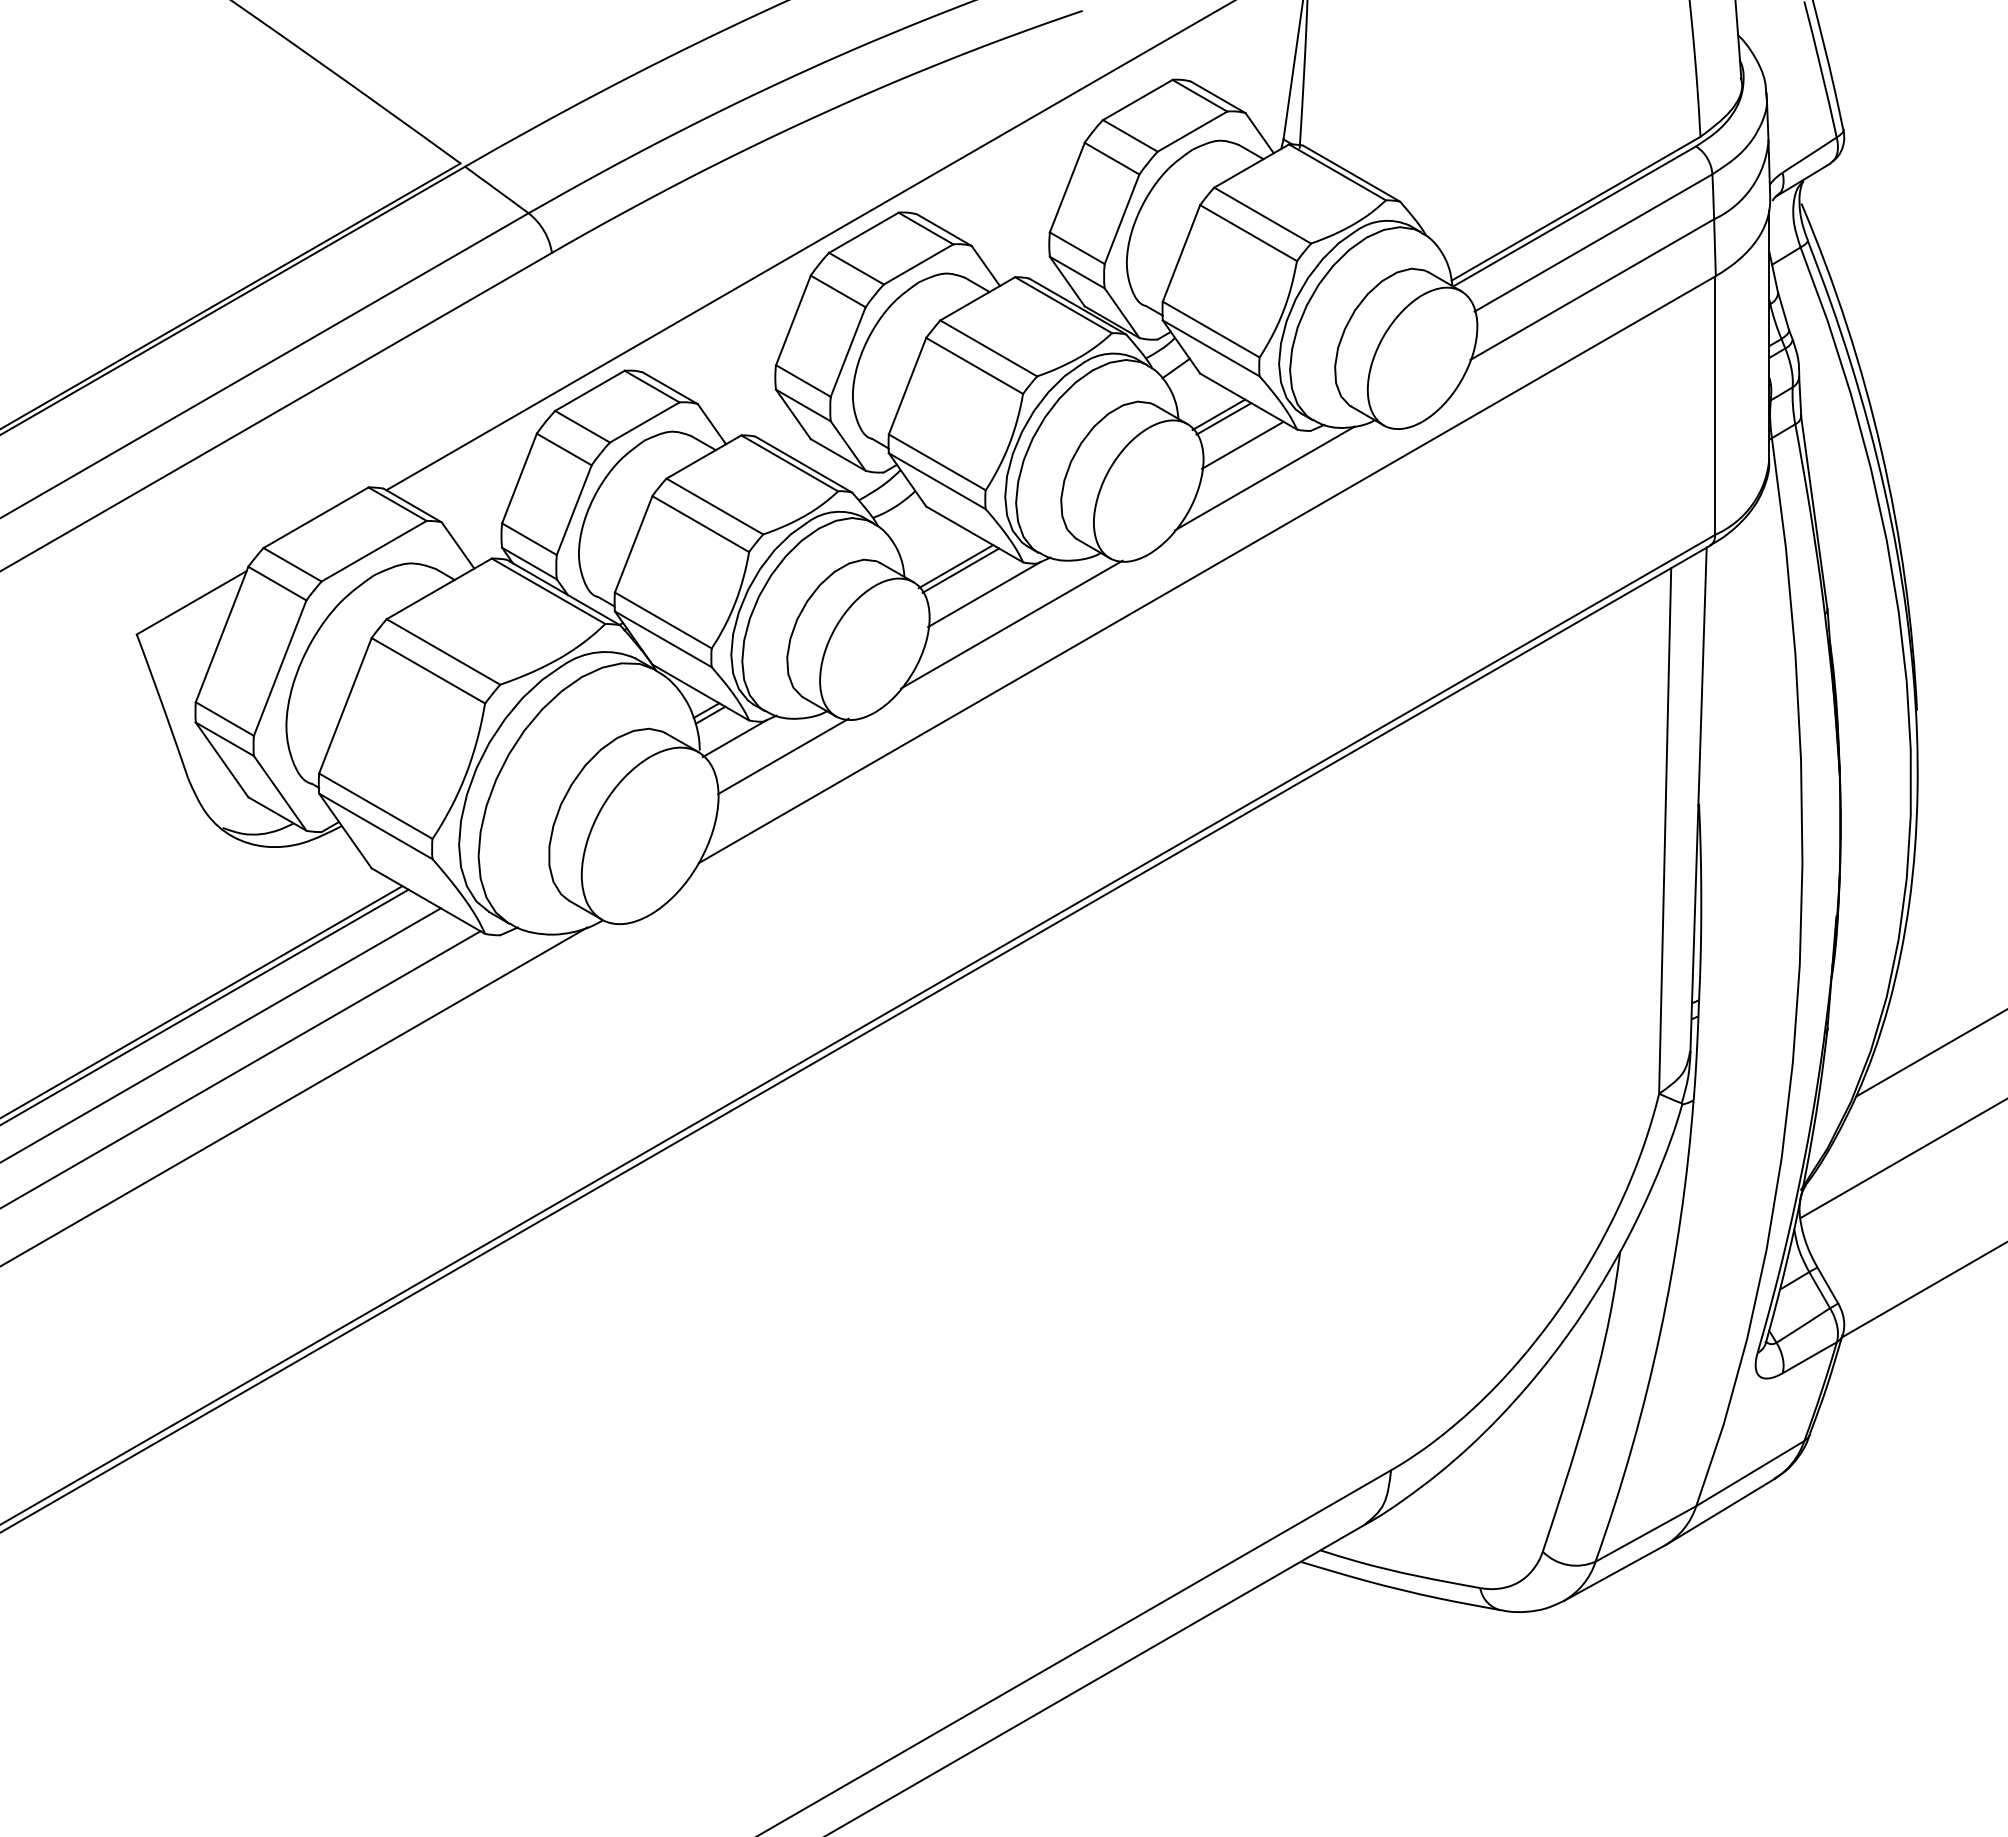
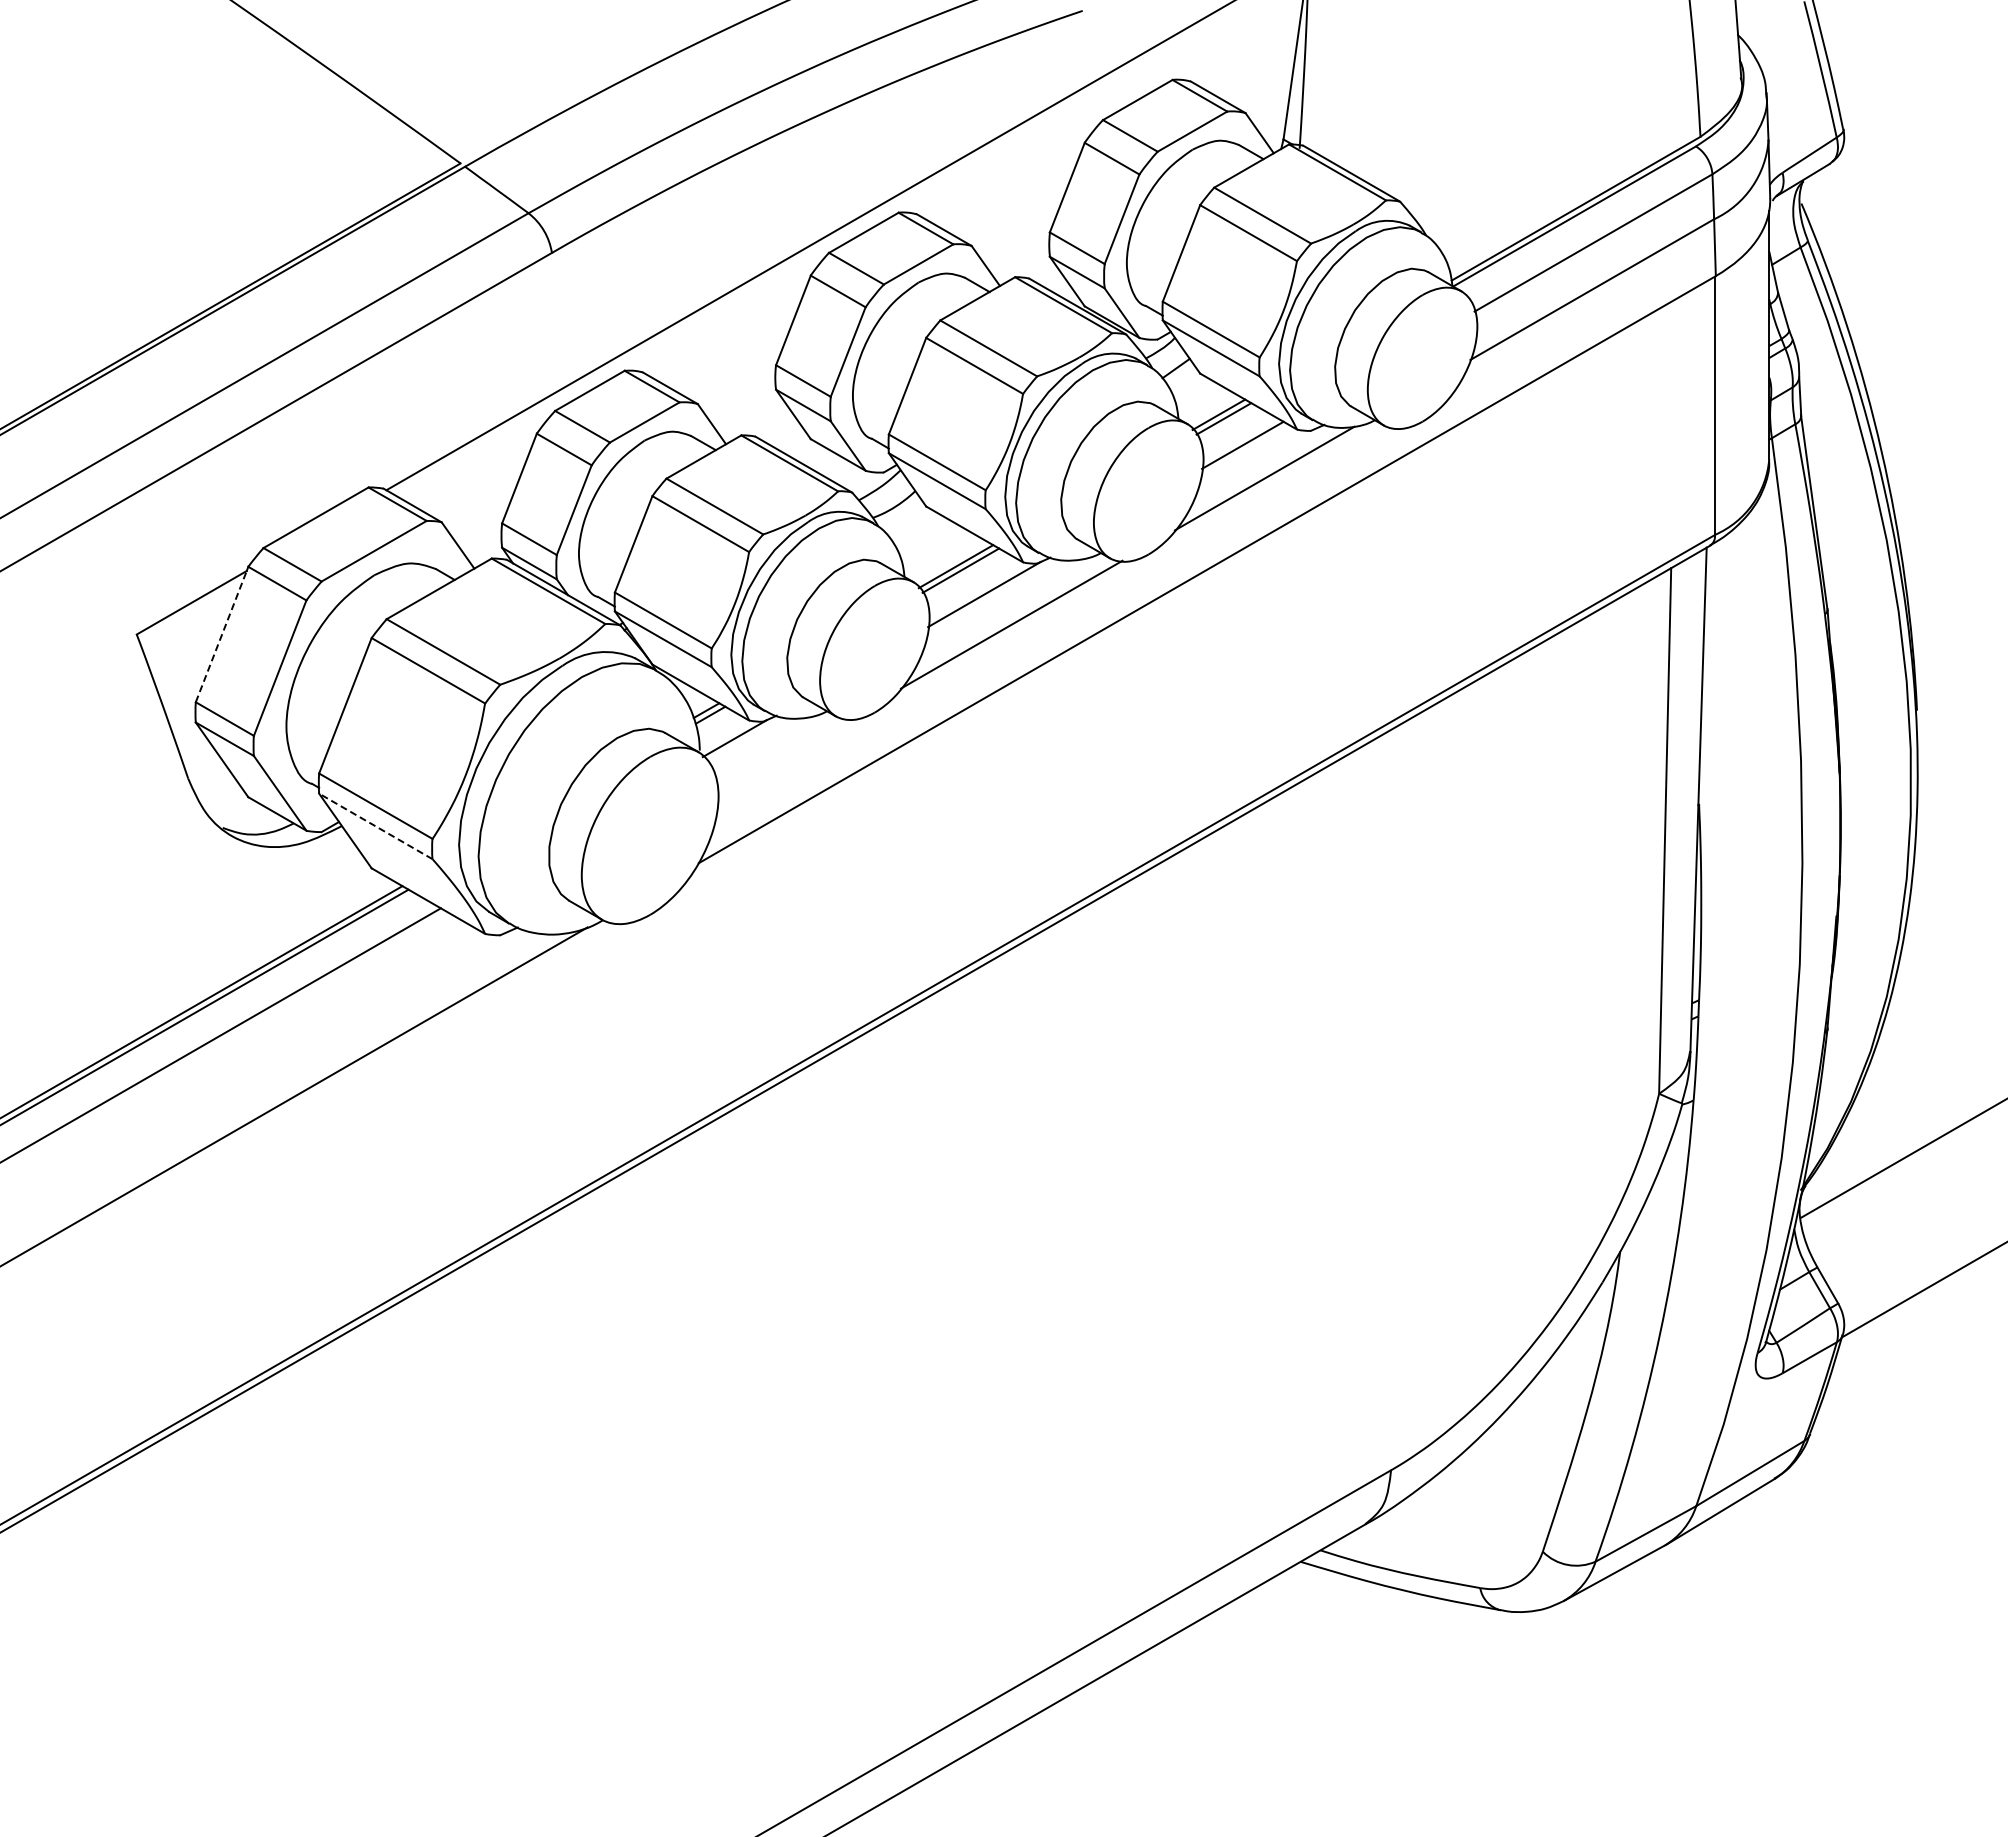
line: solid -> dashed (221, 636)
line: present -> none (783, 756)
line: solid -> dashed (375, 826)
line: present -> none (1930, 1053)
line: present -> none (241, 1069)
